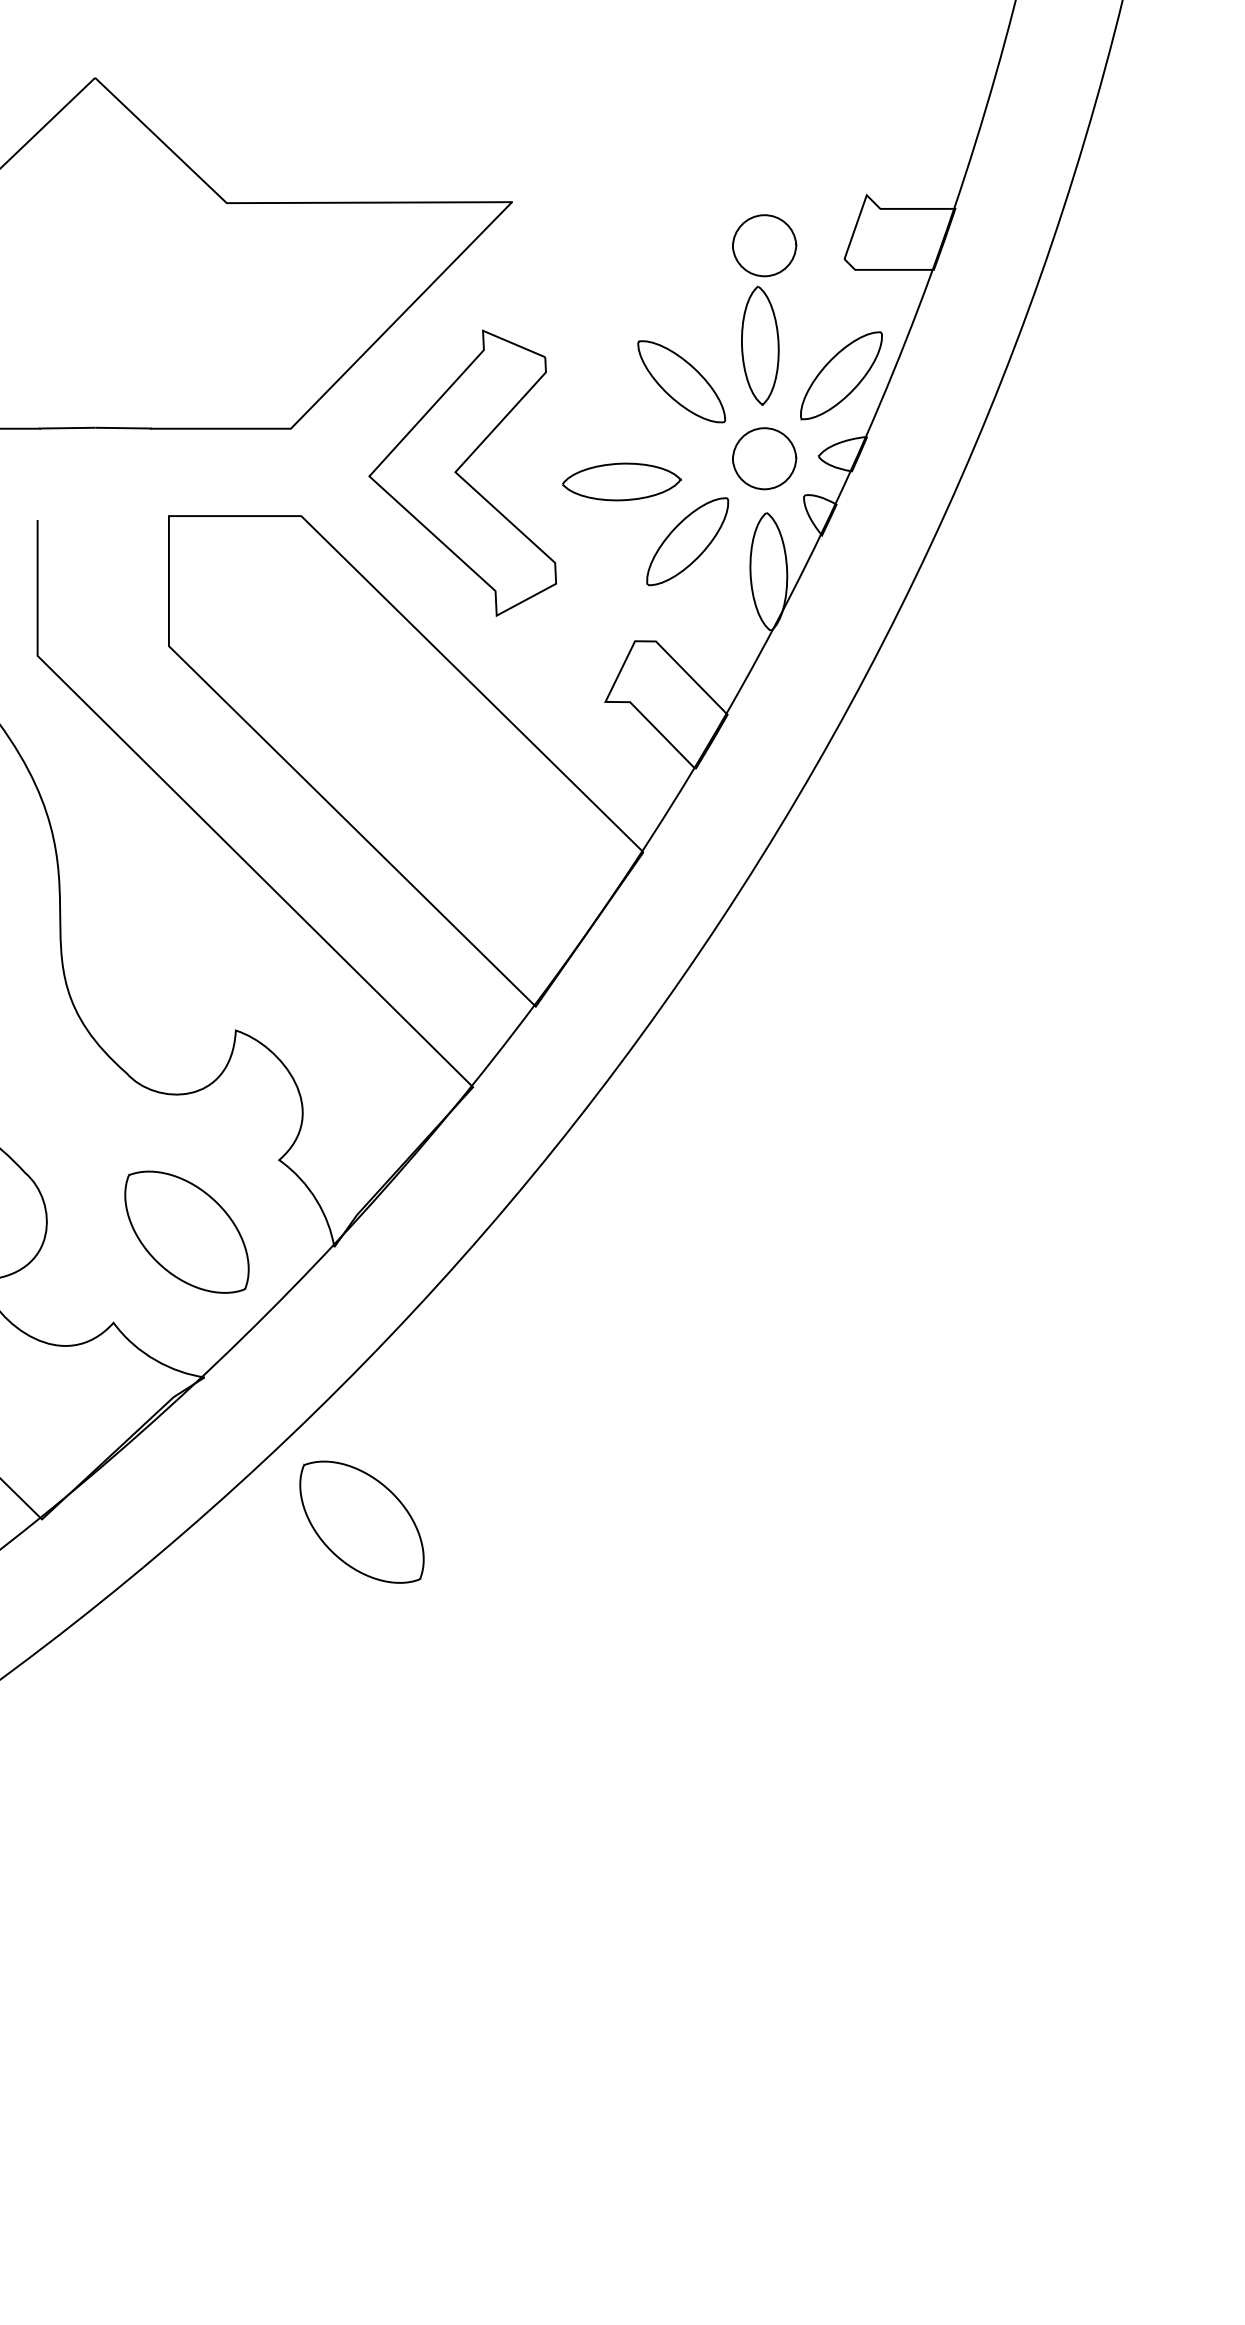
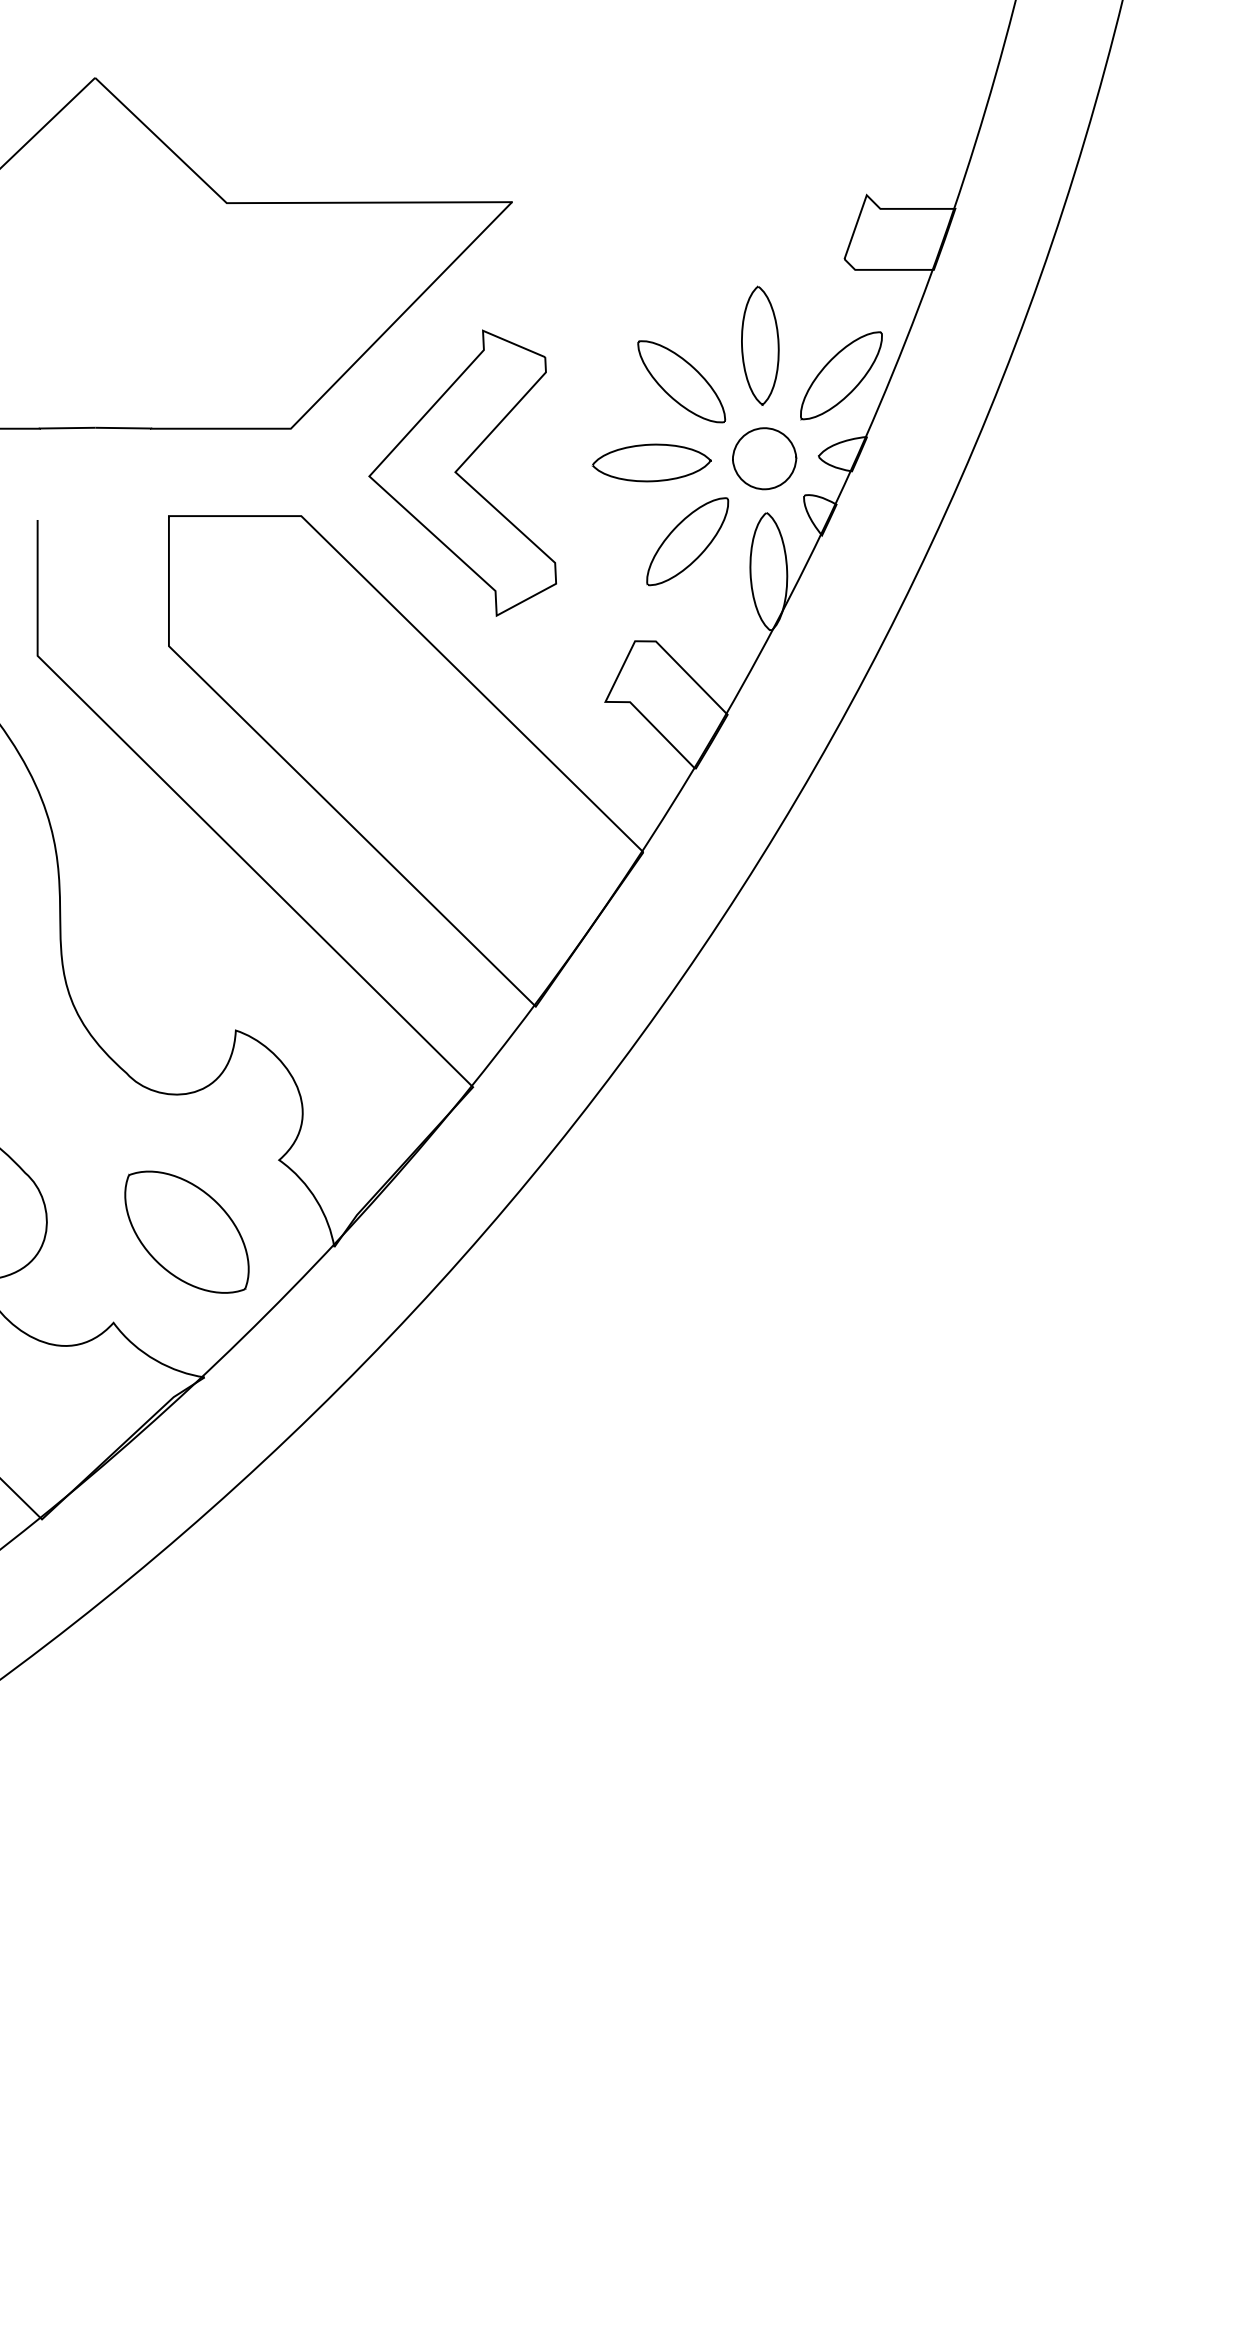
part: present -> none (764, 245)
part position: (621, 481) -> (651, 462) (651, 462)
part: present -> none (361, 1521)
